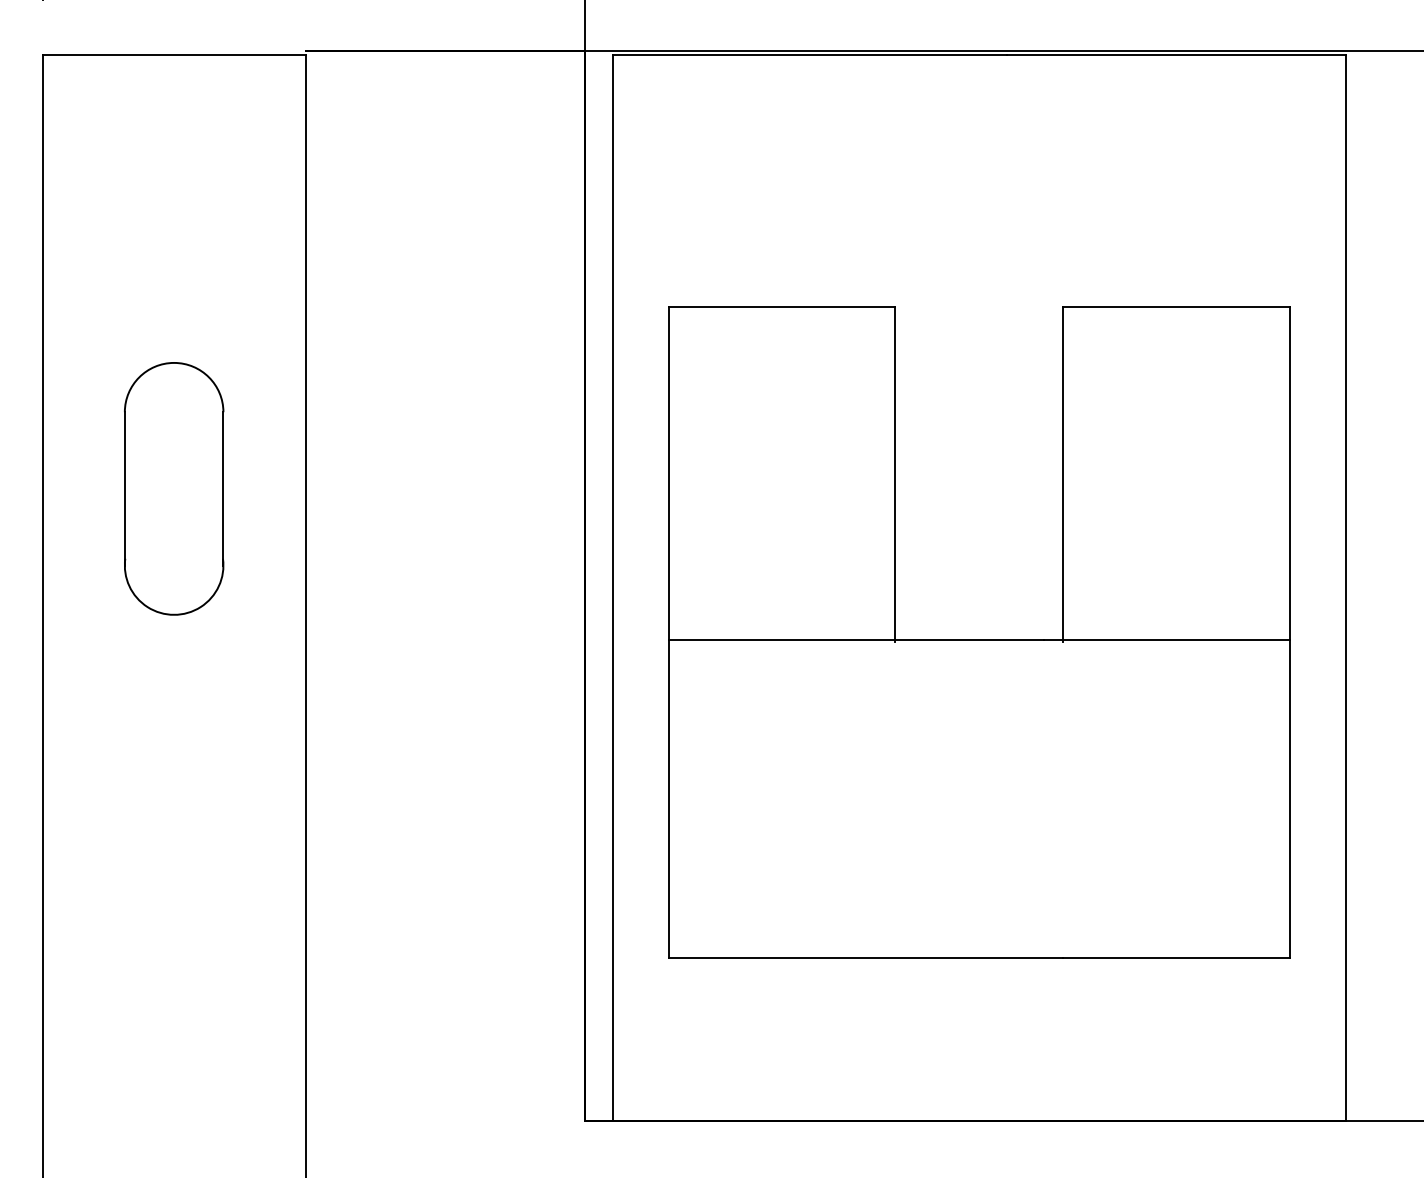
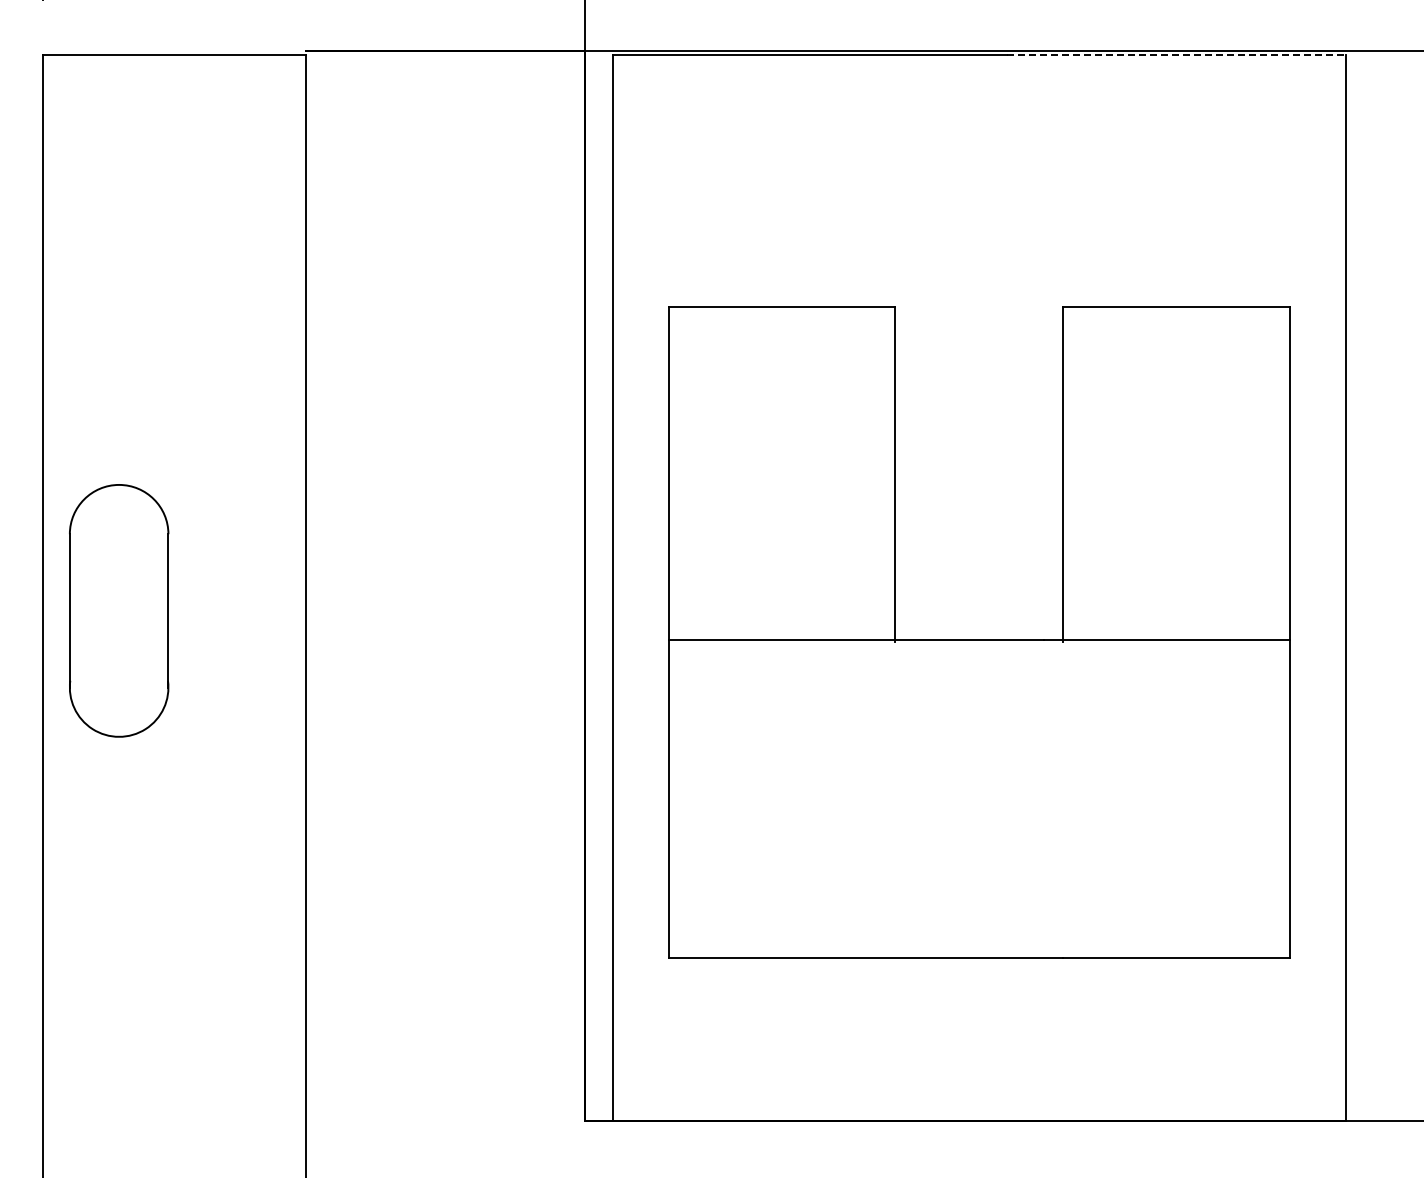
line: solid -> dashed (1176, 55)
part position: (174, 488) -> (119, 610) (119, 610)
